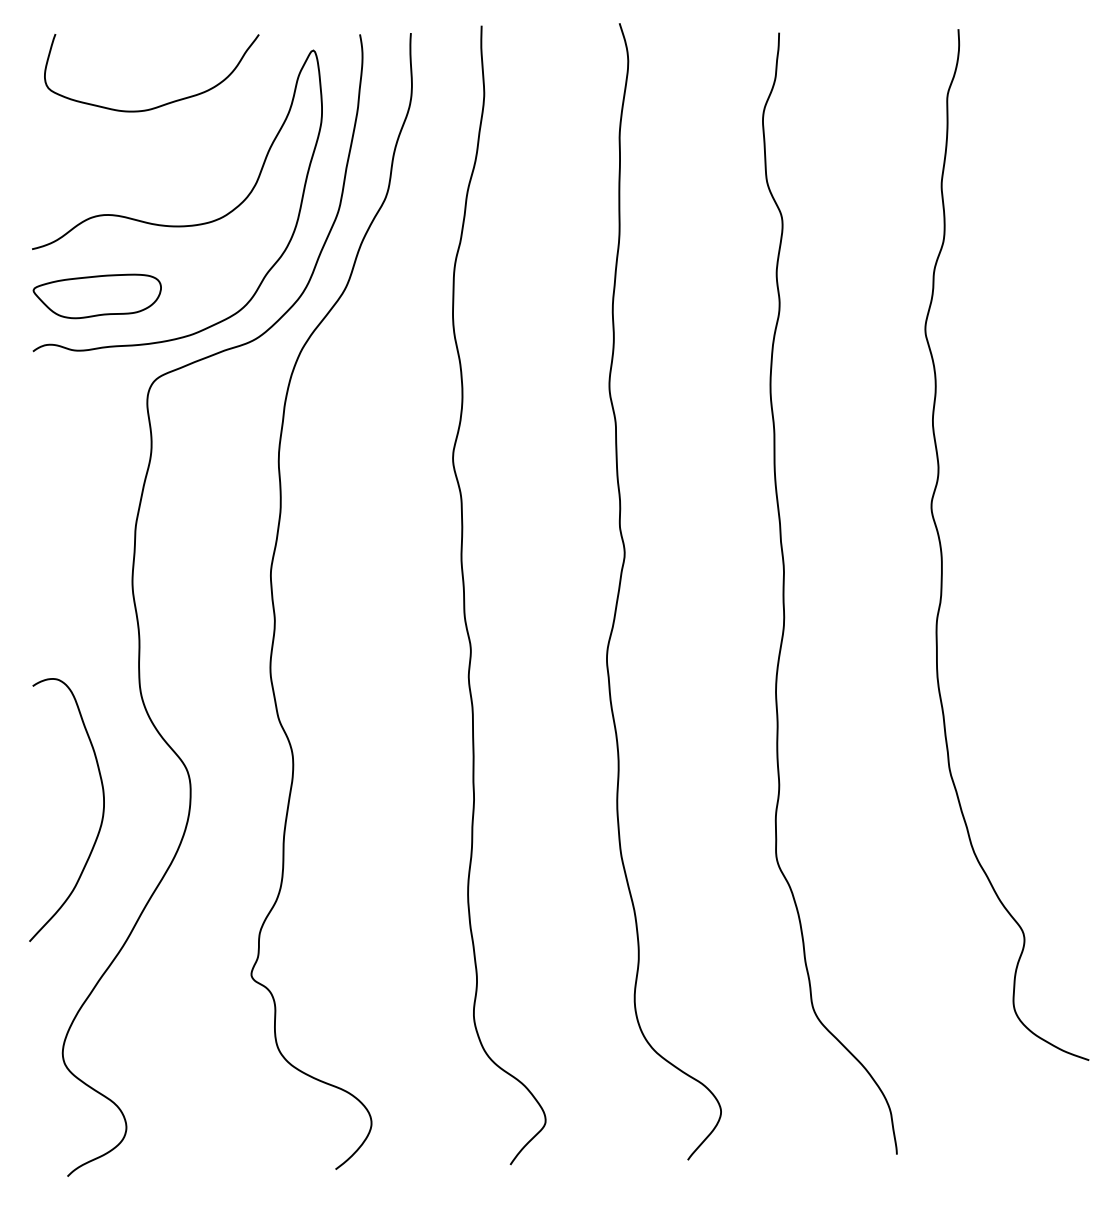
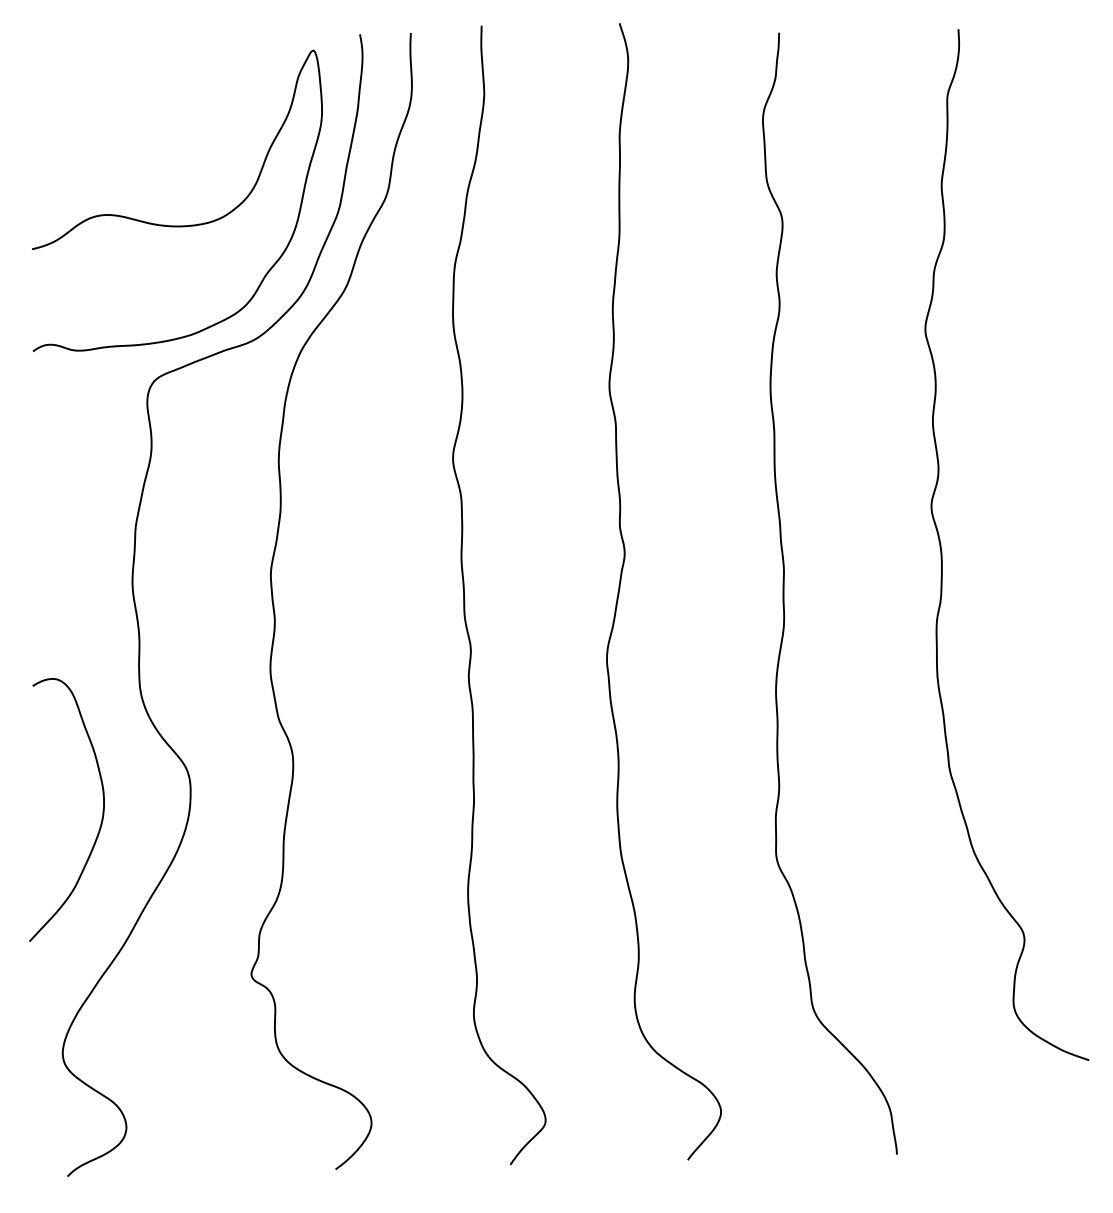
curve: present -> none (164, 103)
part: present -> none (96, 296)
